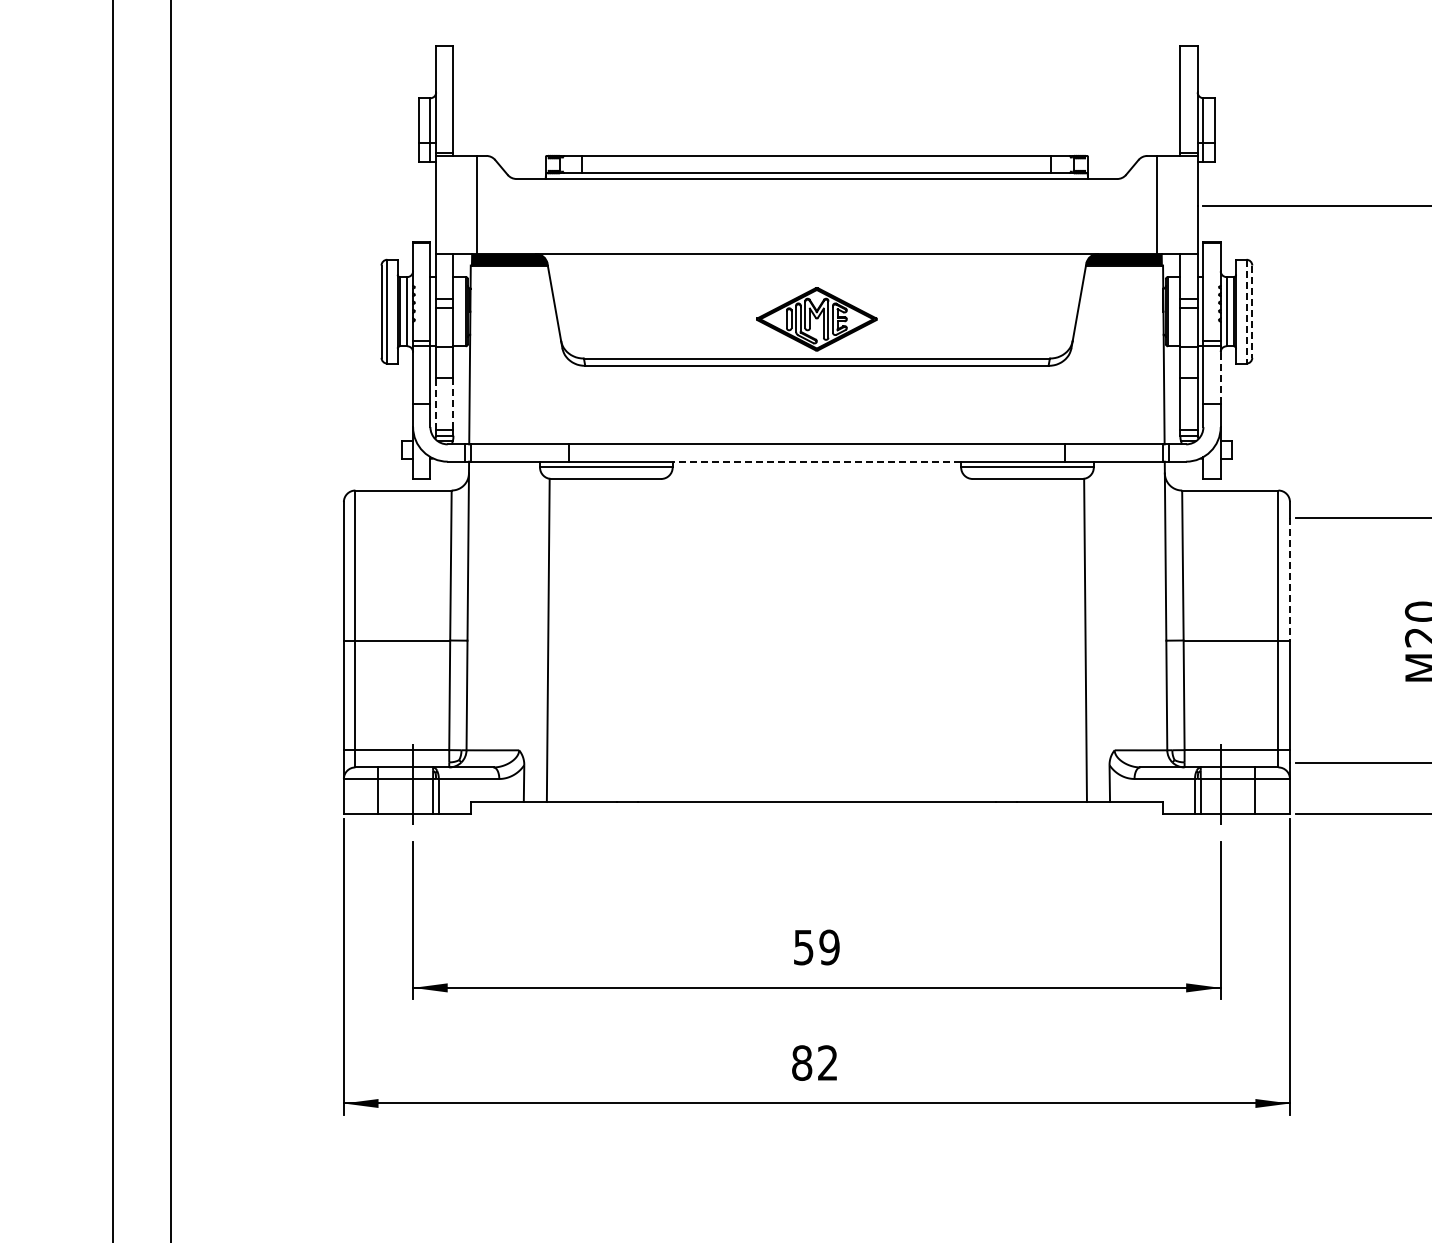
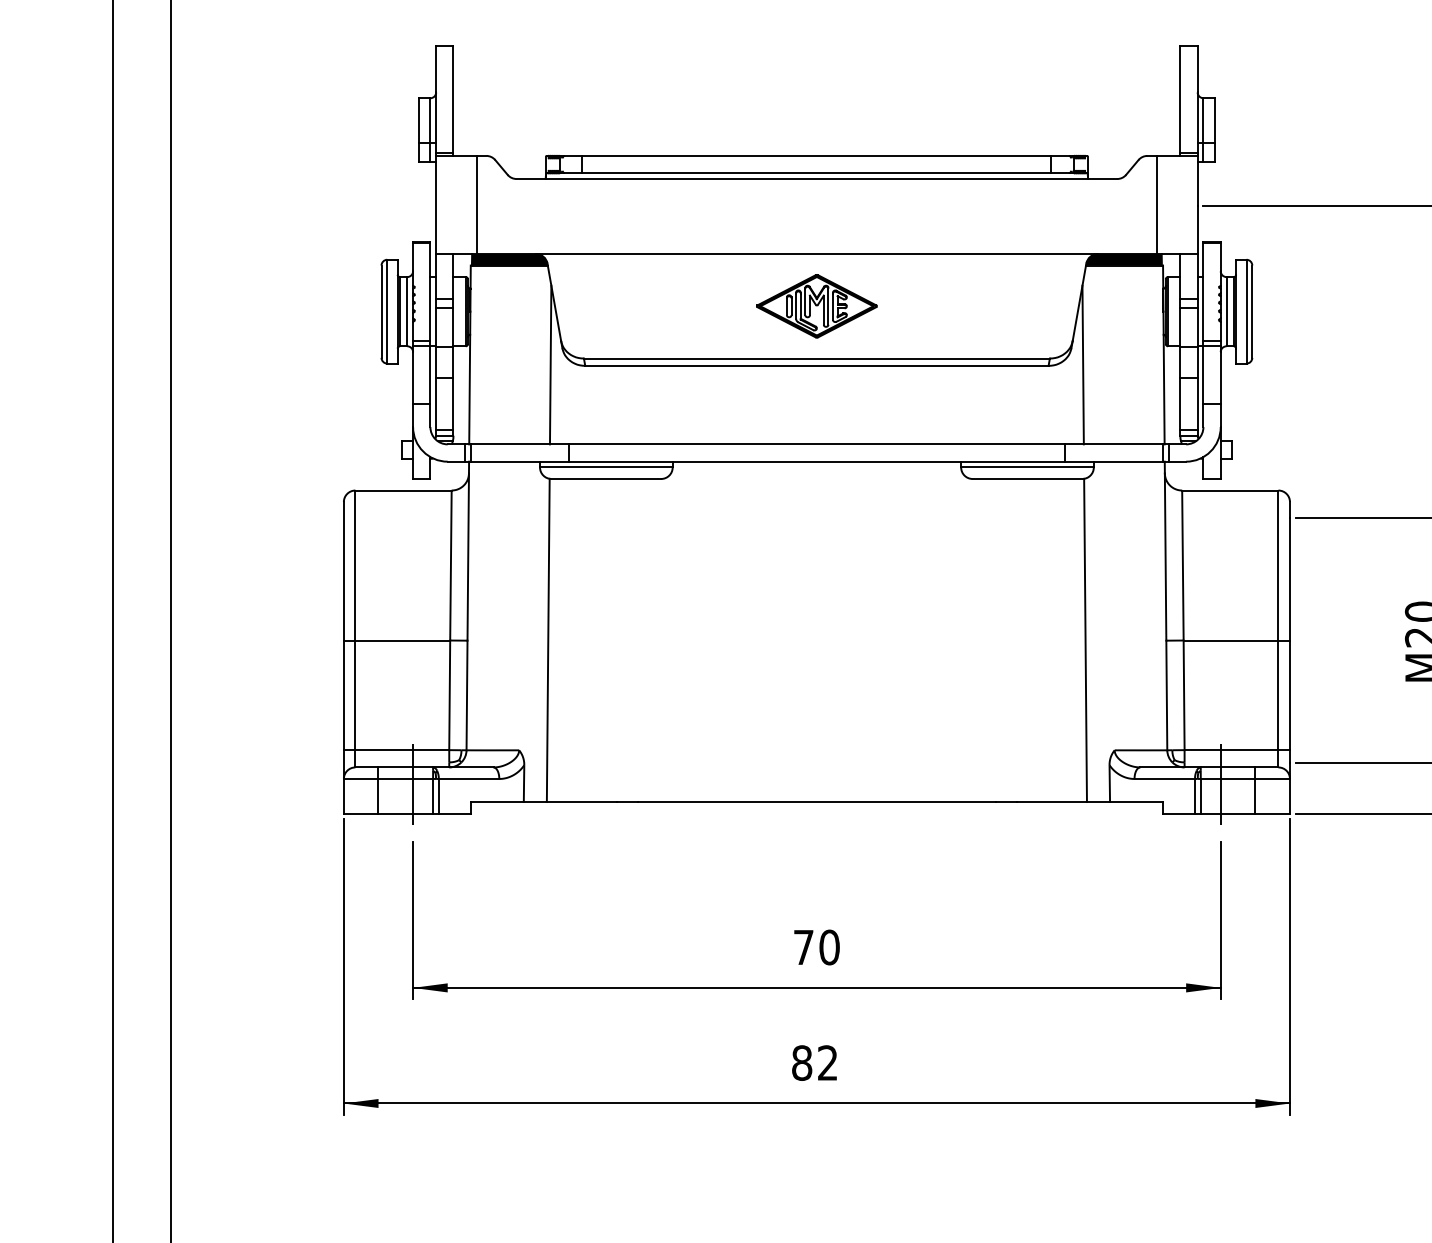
line: dashed -> solid (1246, 311)
line: dashed -> solid (1252, 312)
part position: (816, 319) -> (816, 306) (816, 306)
line: none -> present (550, 364)
line: none -> present (1082, 364)
line: dashed -> solid (1220, 378)
line: dashed -> solid (436, 403)
line: dashed -> solid (453, 404)
line: dashed -> solid (816, 461)
line: dashed -> solid (1289, 579)
text: 59 -> 70 (816, 947)
